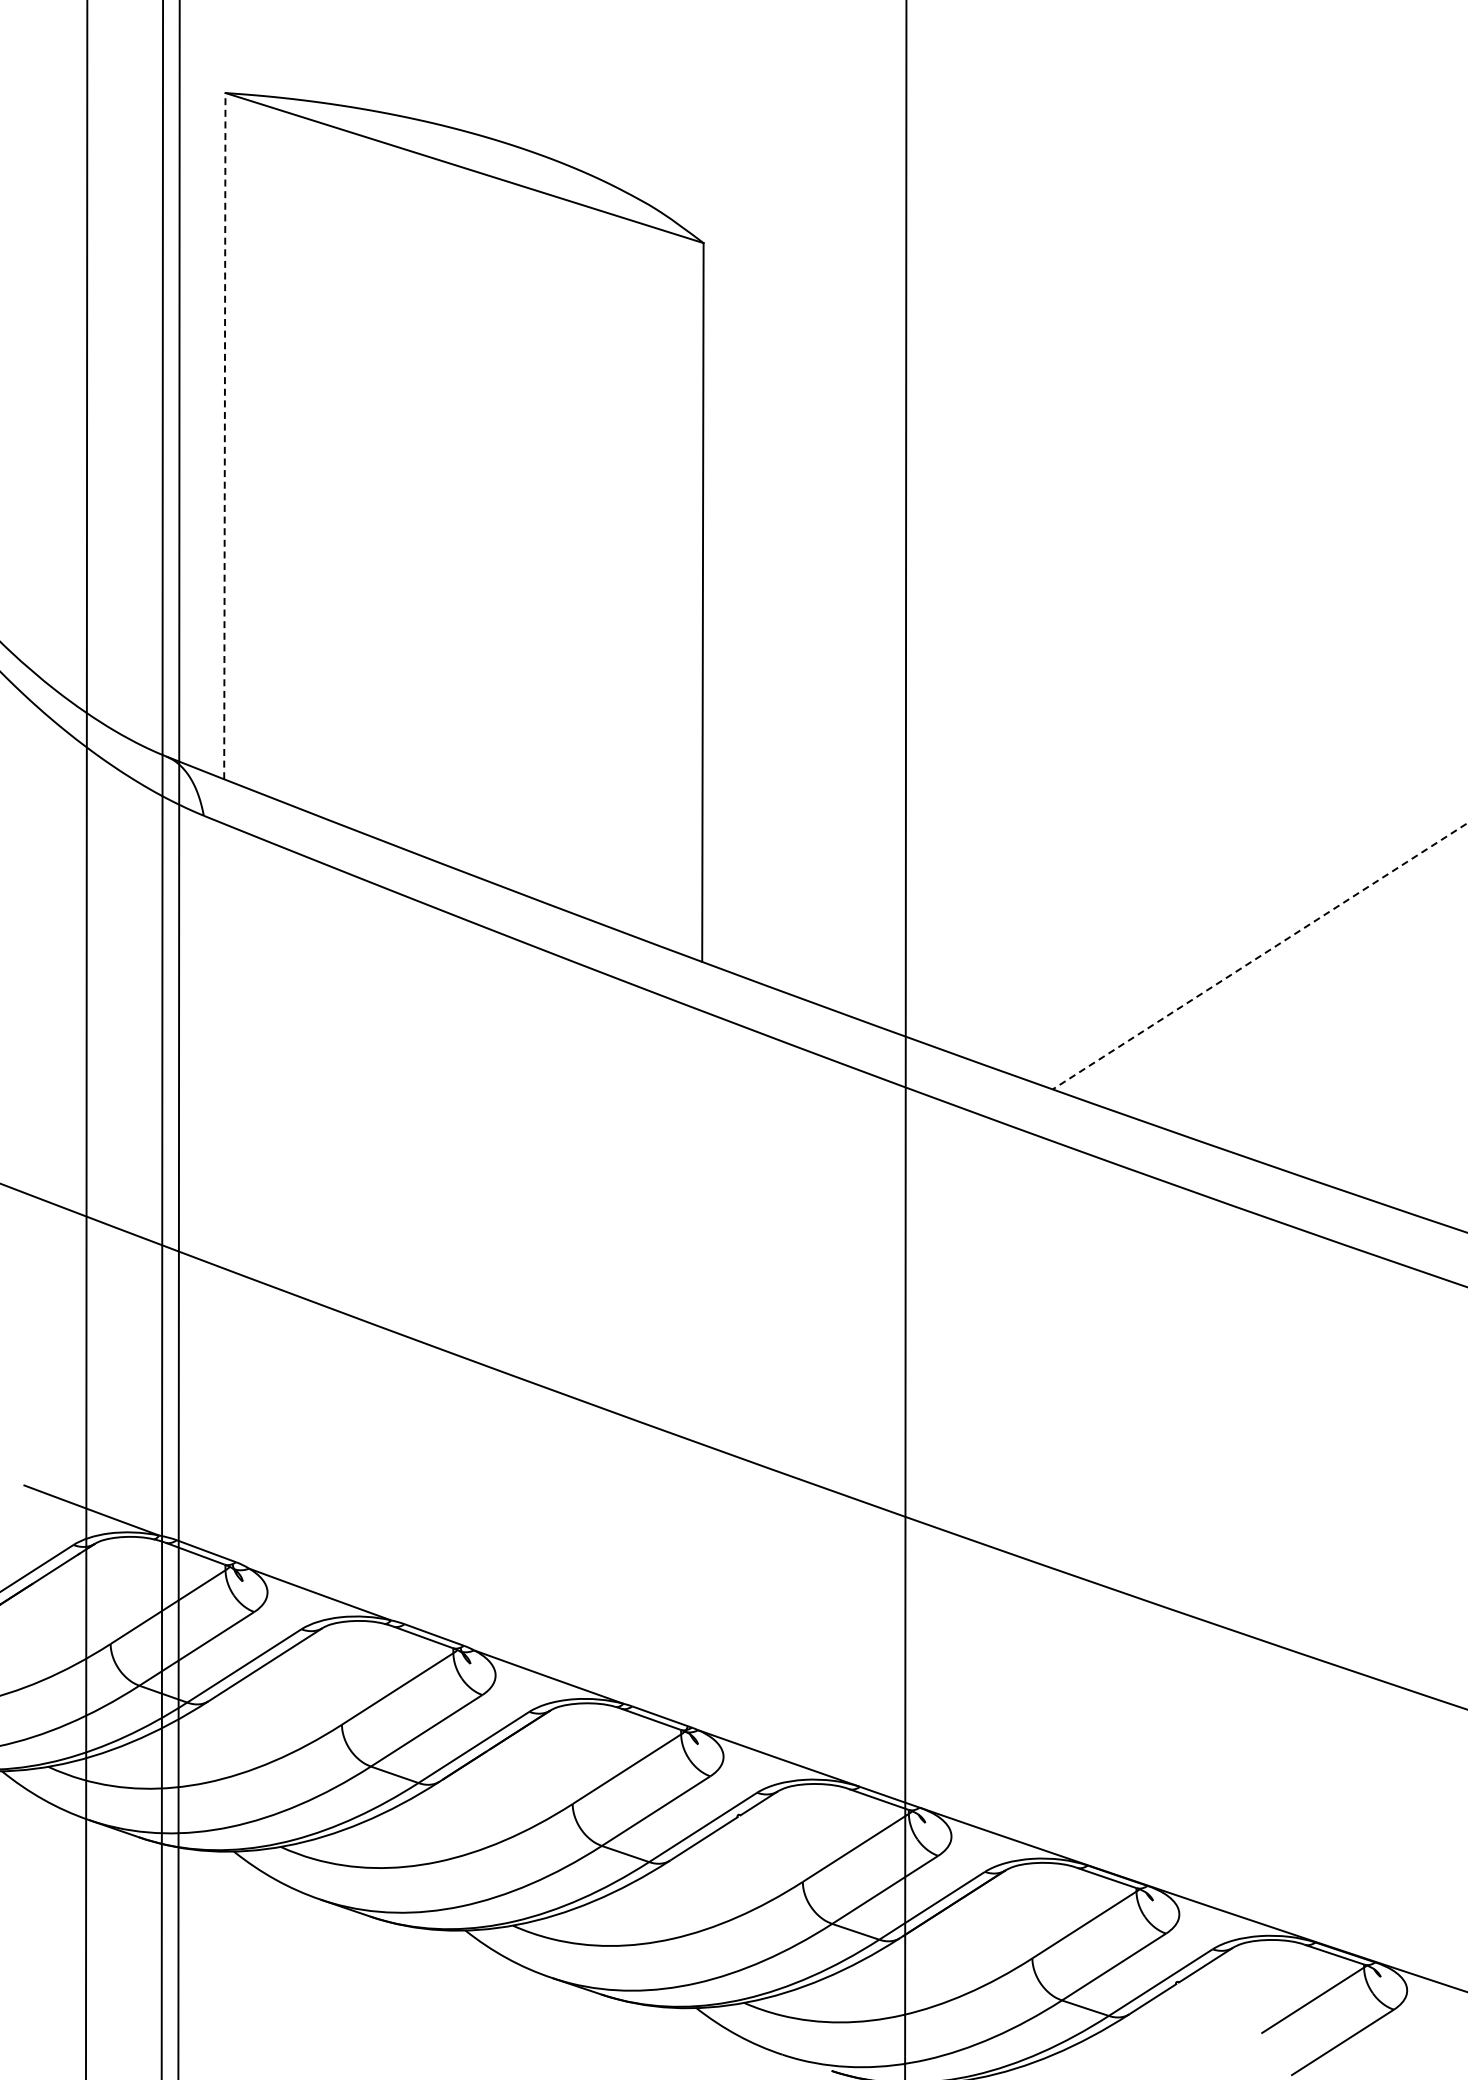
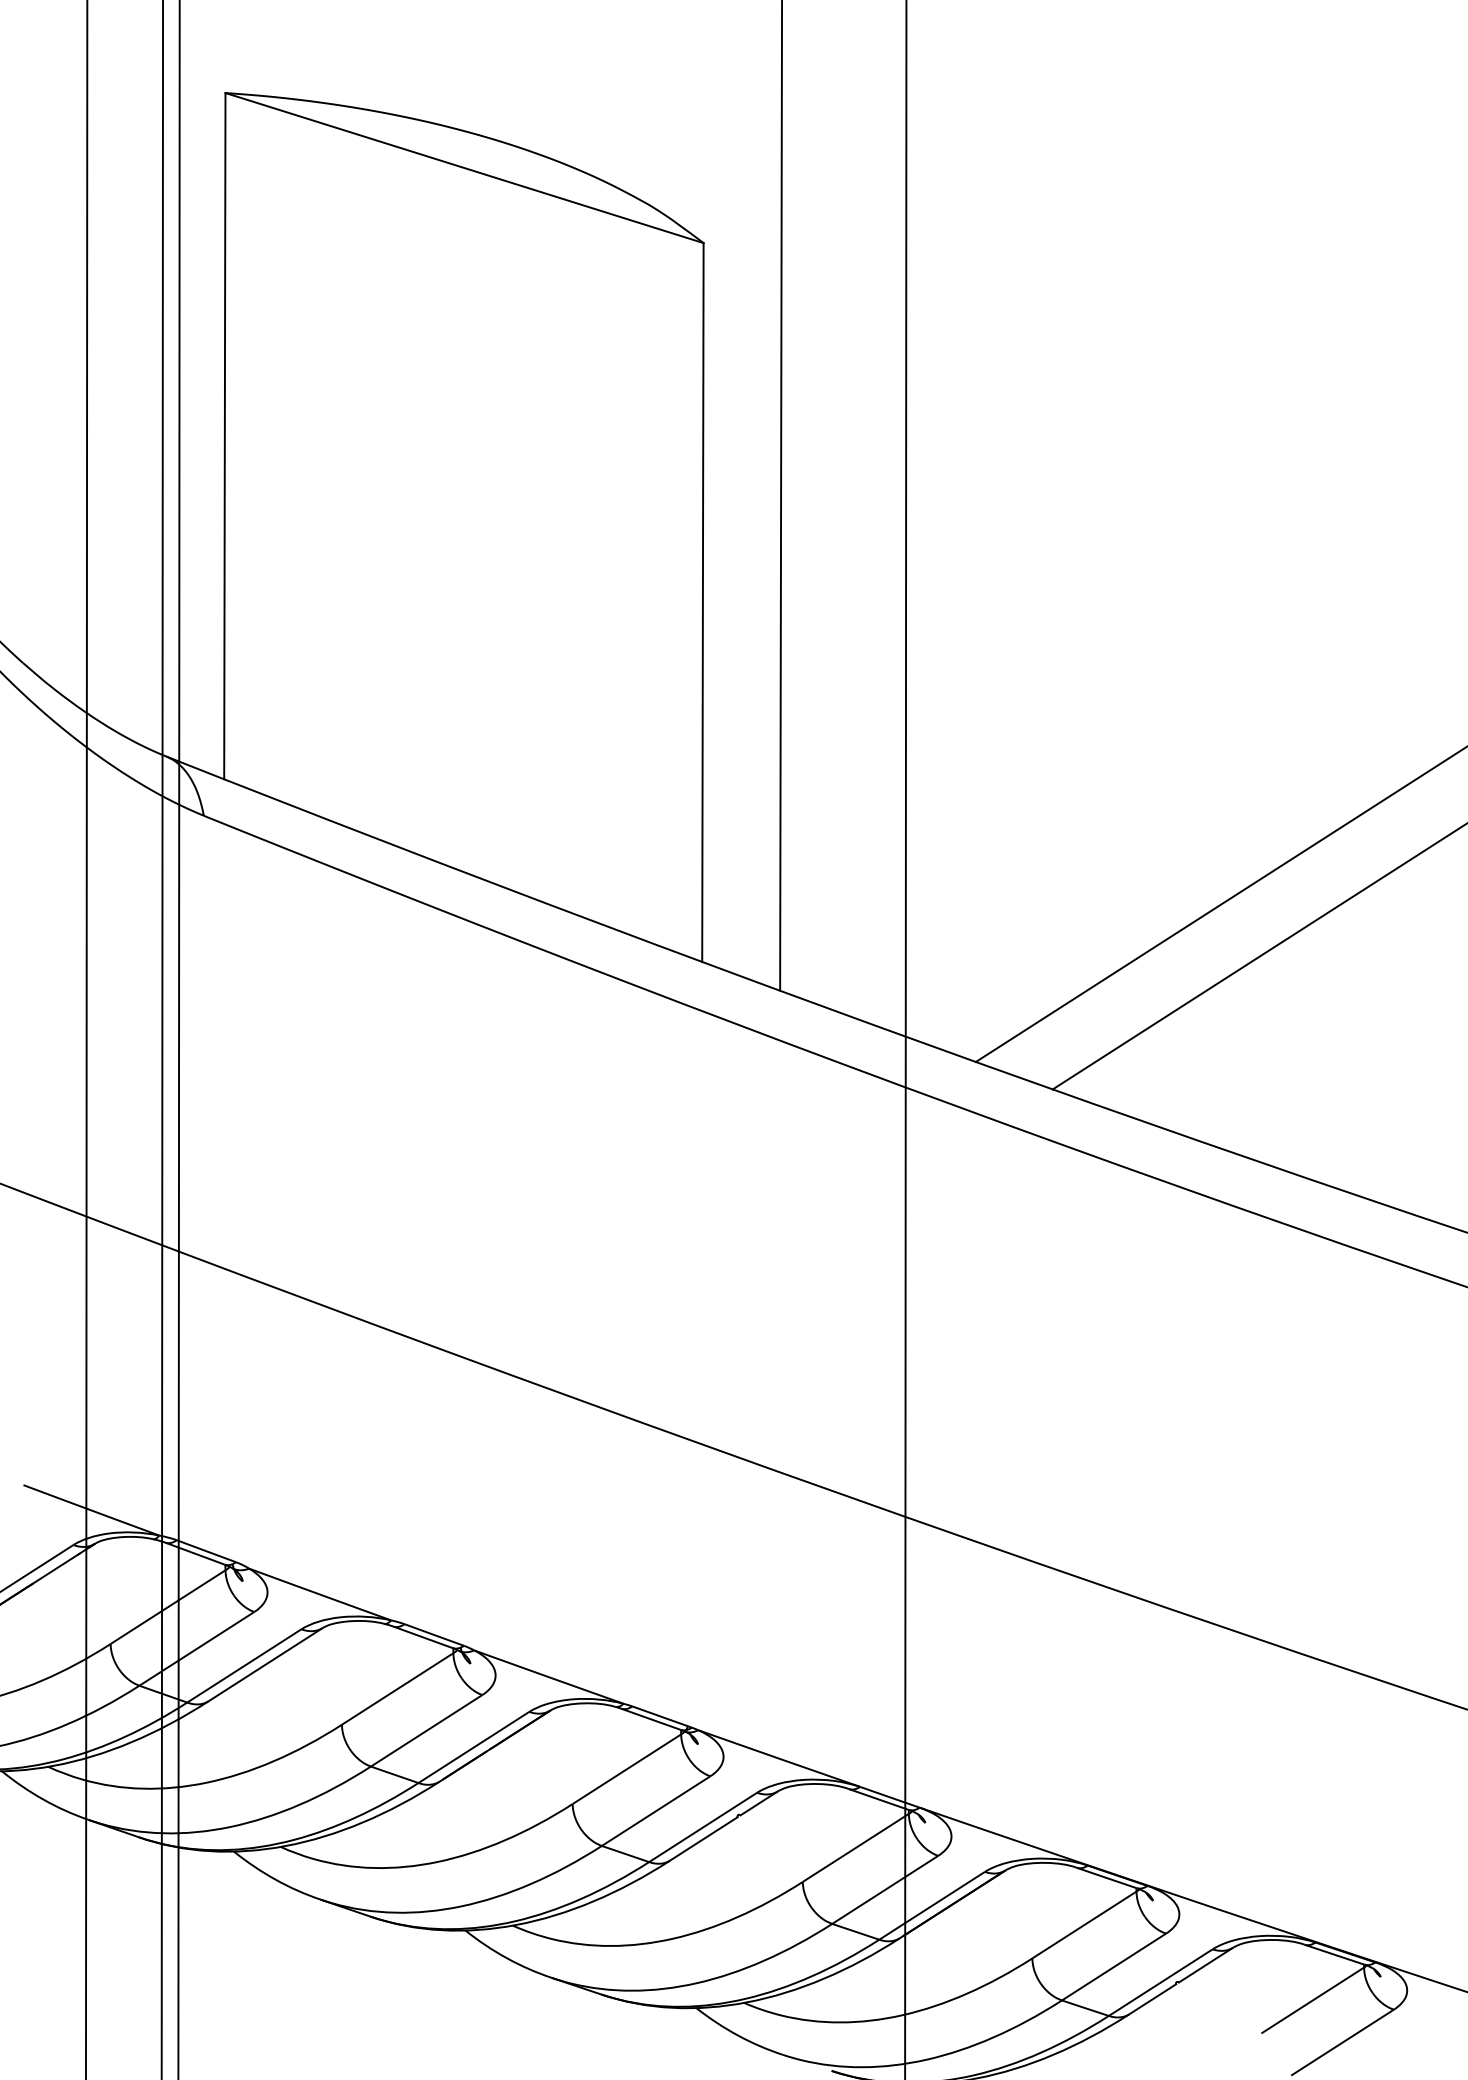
line: dashed -> solid (224, 435)
line: none -> present (781, 496)
line: none -> present (1219, 904)
line: dashed -> solid (1259, 956)
